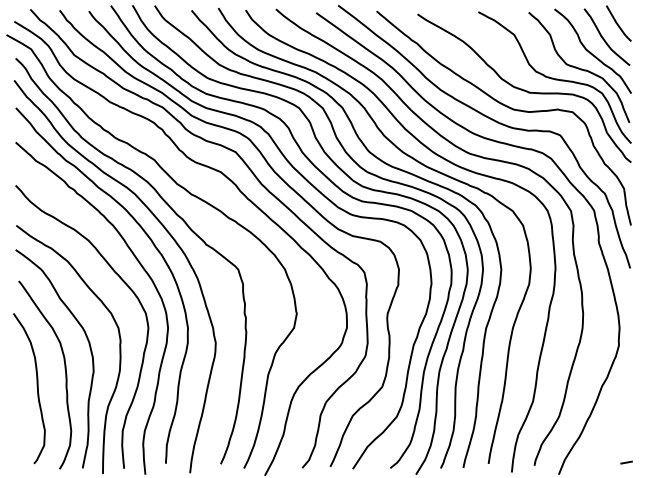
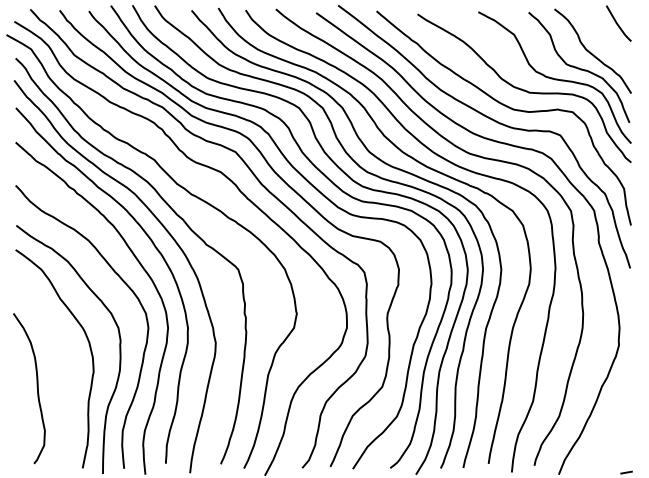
curve: present -> none (604, 38)
curve: present -> none (64, 369)
line position: (626, 462) -> (626, 472) (626, 472)
